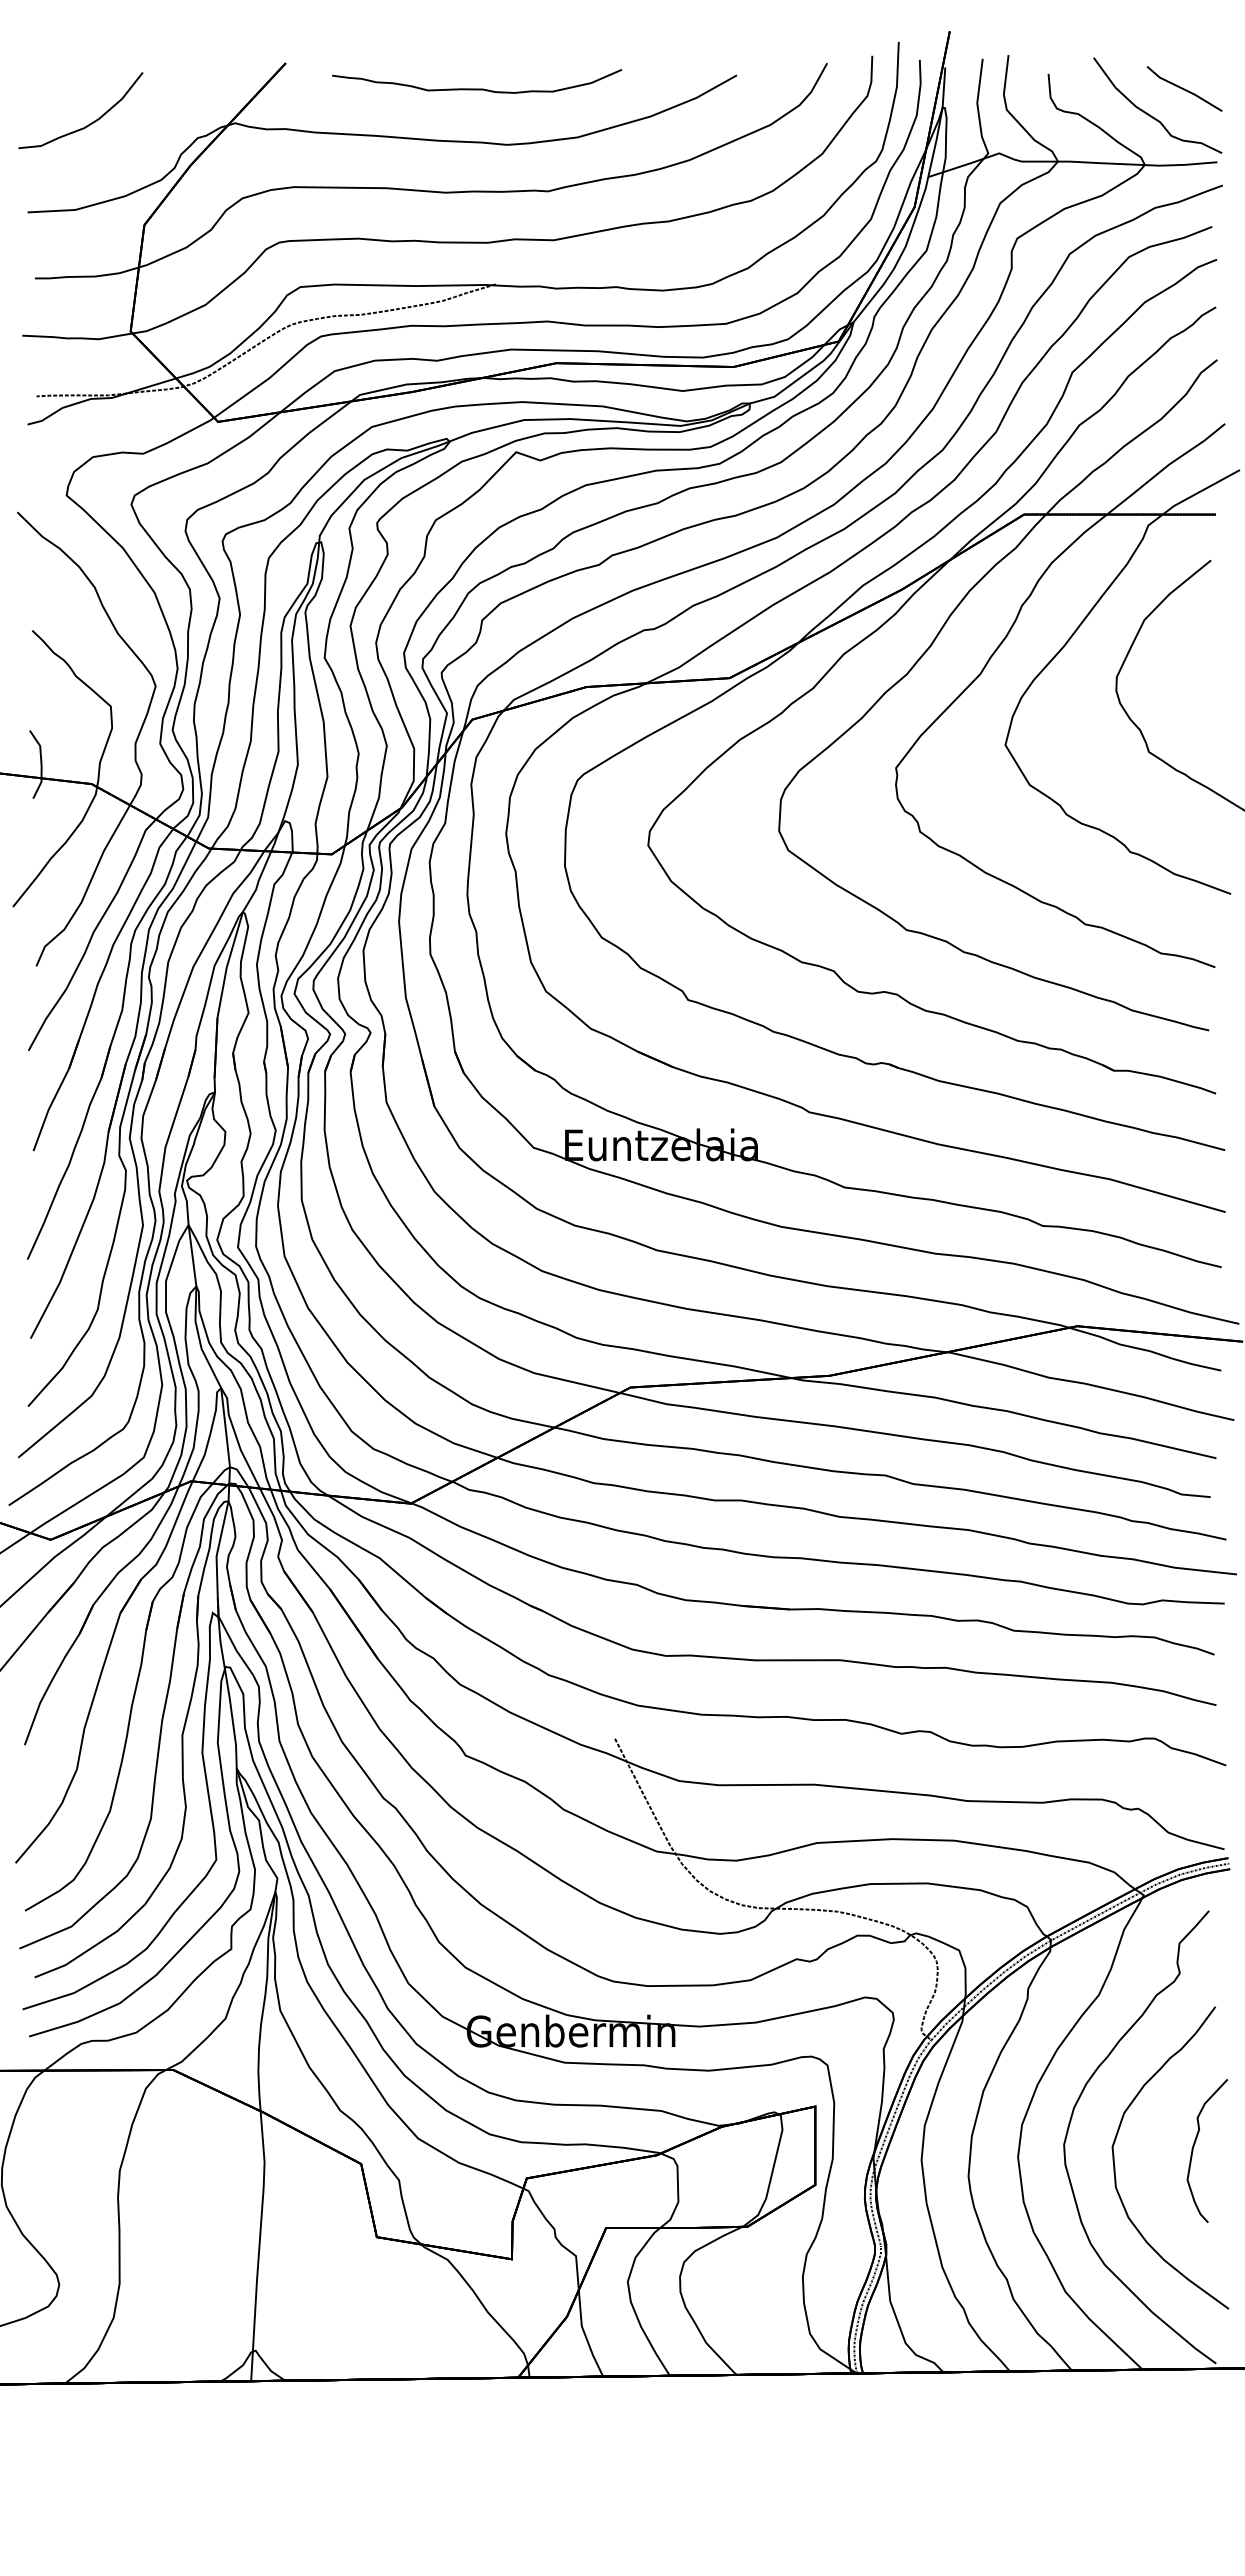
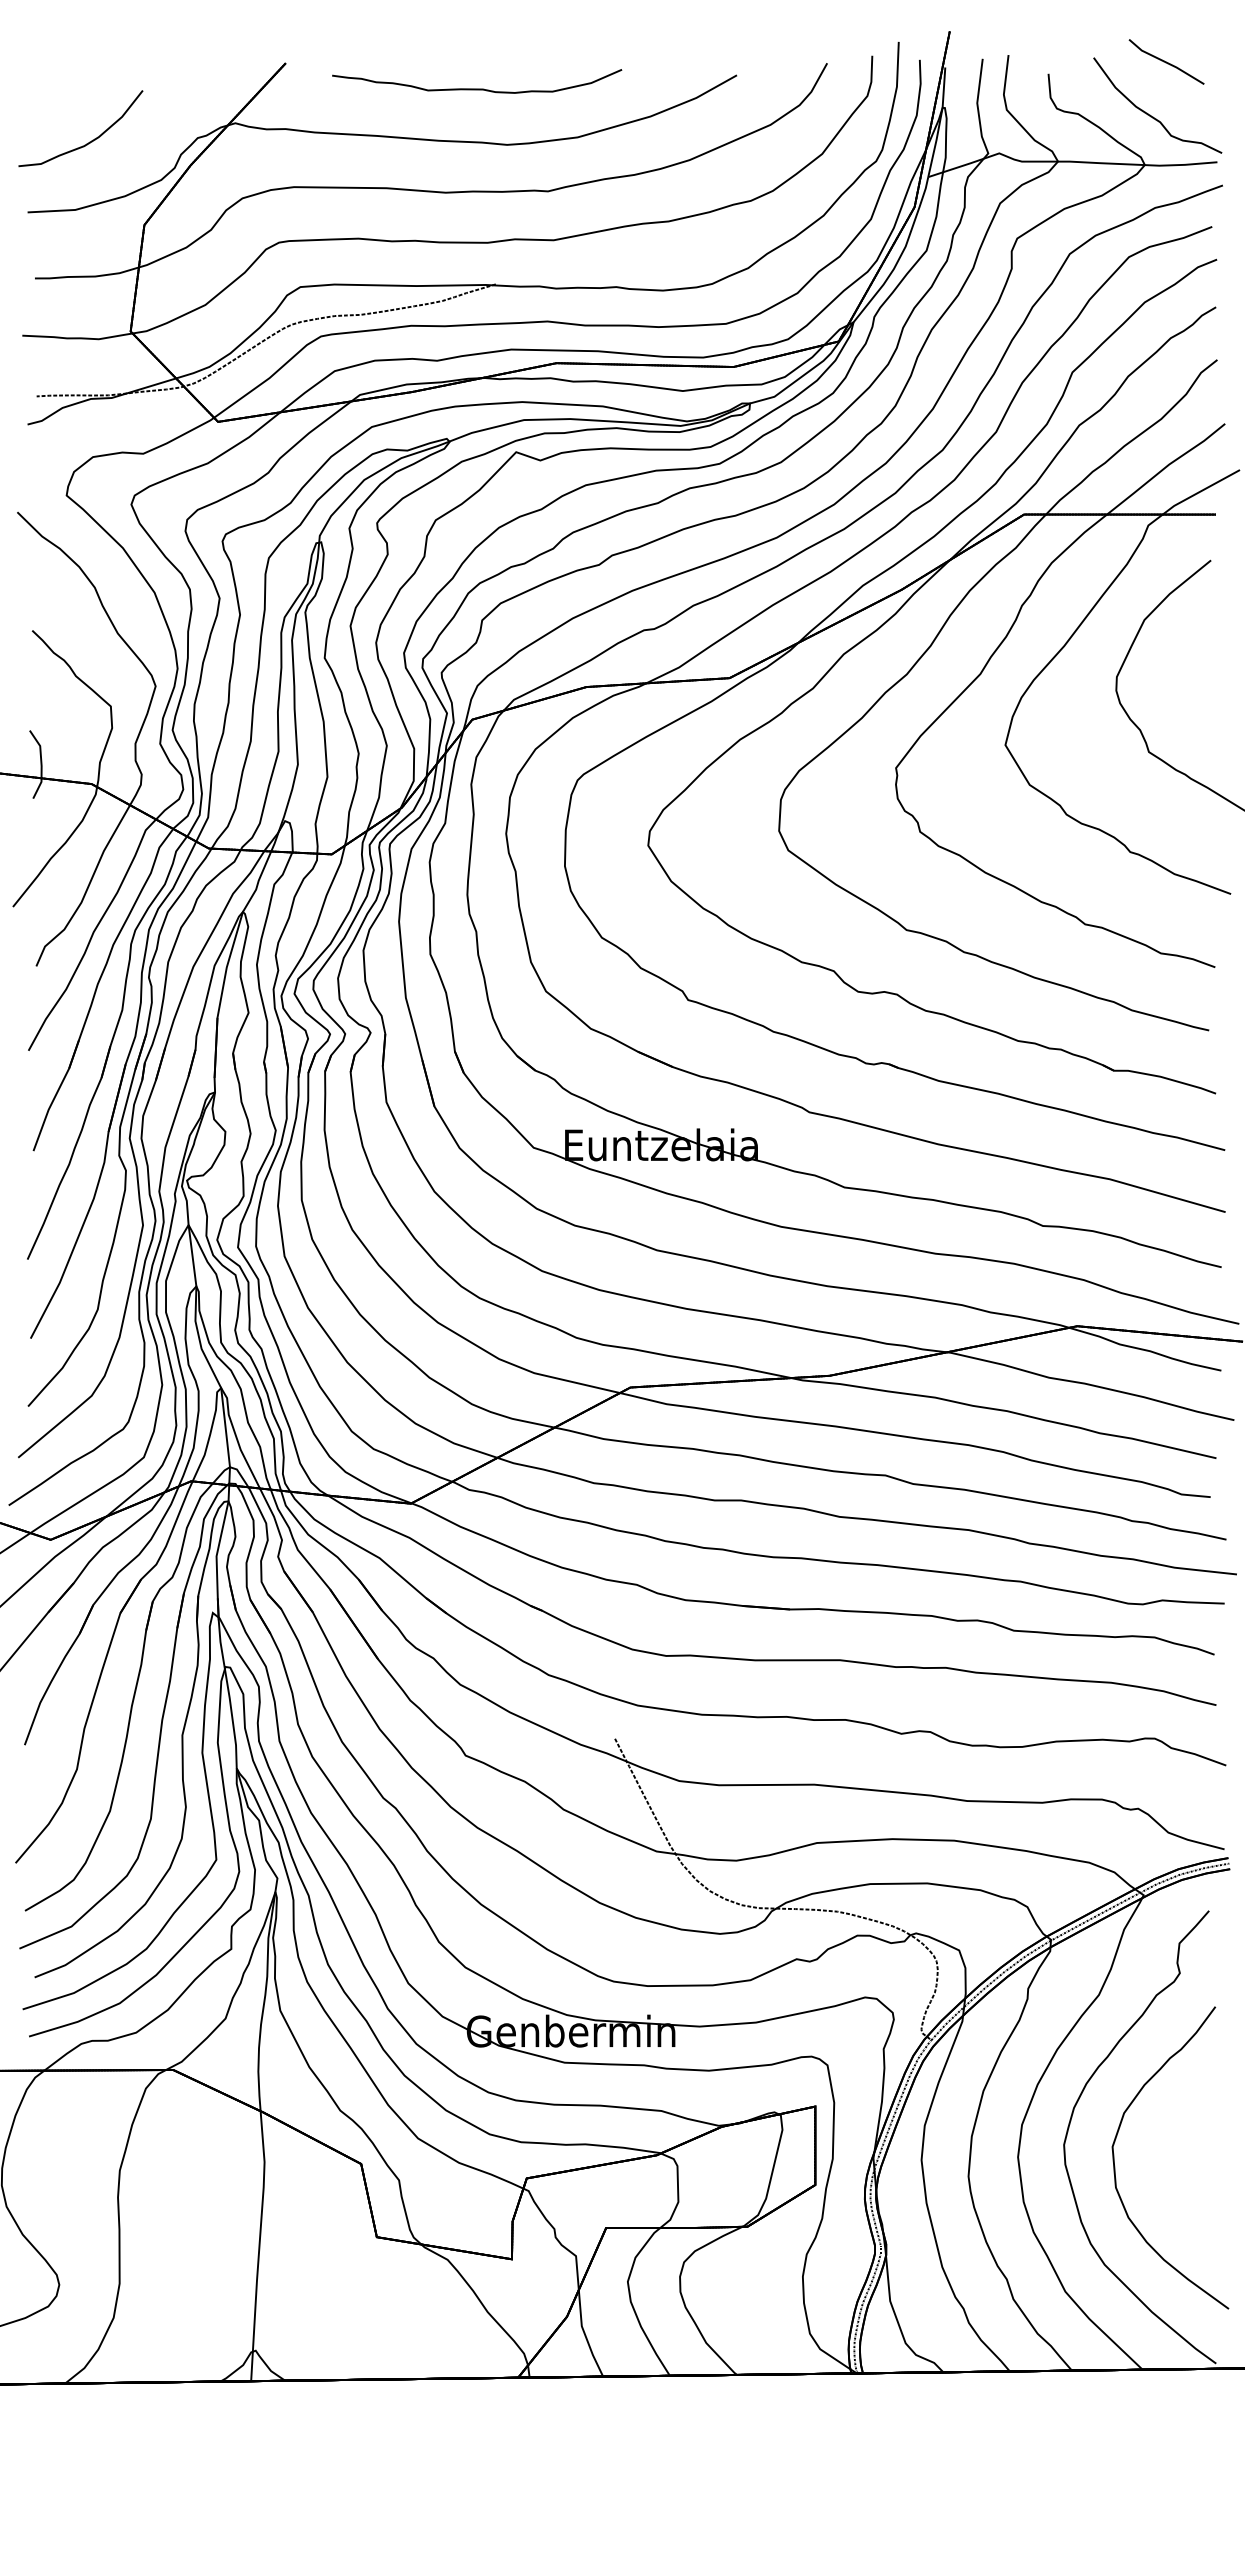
line position: (1184, 88) -> (1166, 61) (1166, 61)
curve position: (89, 123) -> (89, 141) (89, 141)
curve: present -> none (1194, 2146)
